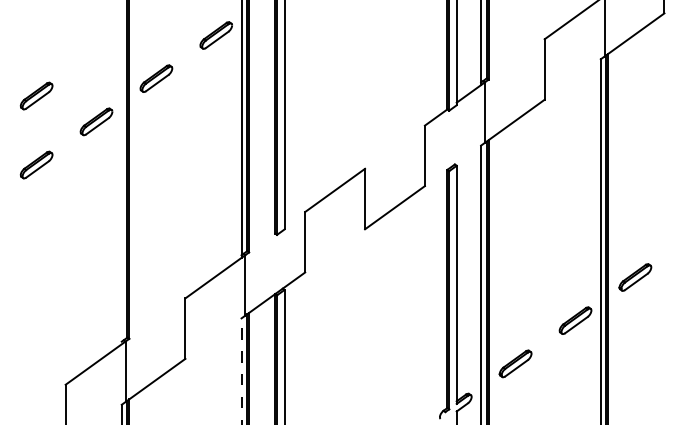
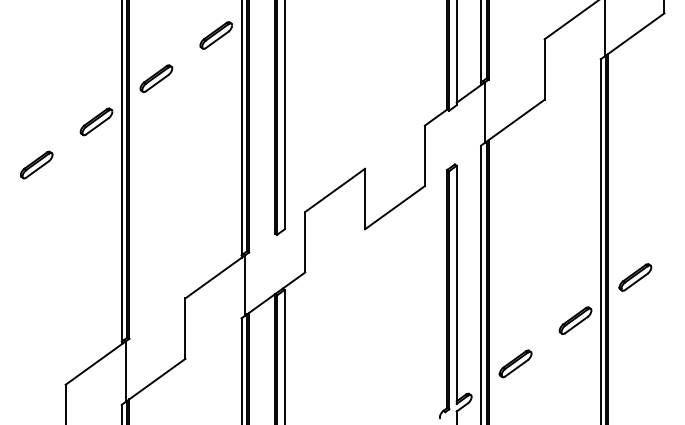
part: present -> none (36, 95)
line: none -> present (121, 173)
line: dashed -> solid (241, 371)
